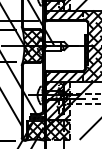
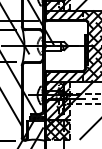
hatch: present -> none (32, 45)
hatch: present -> none (35, 130)
